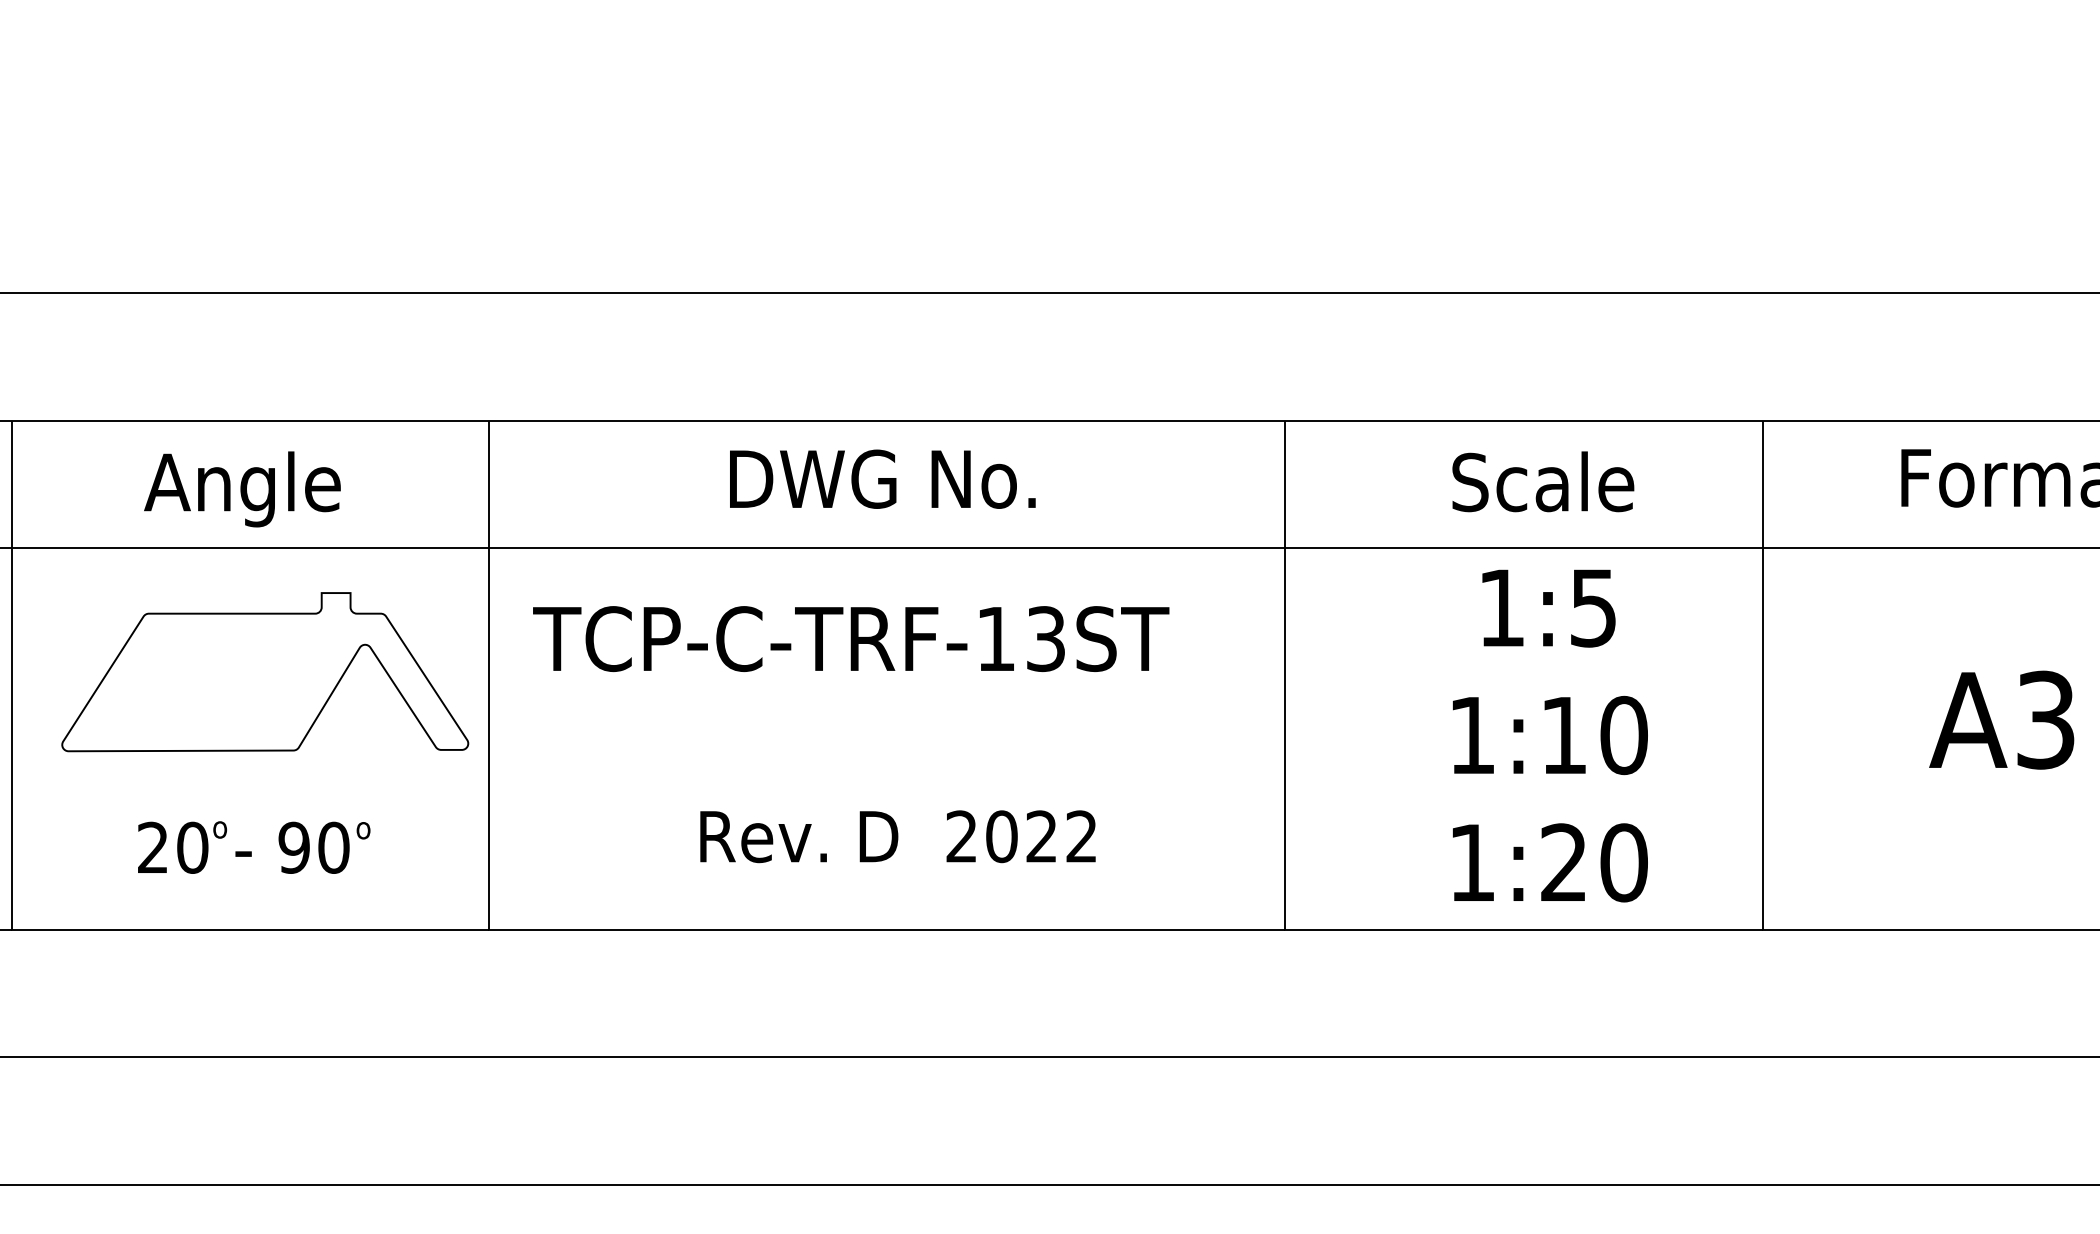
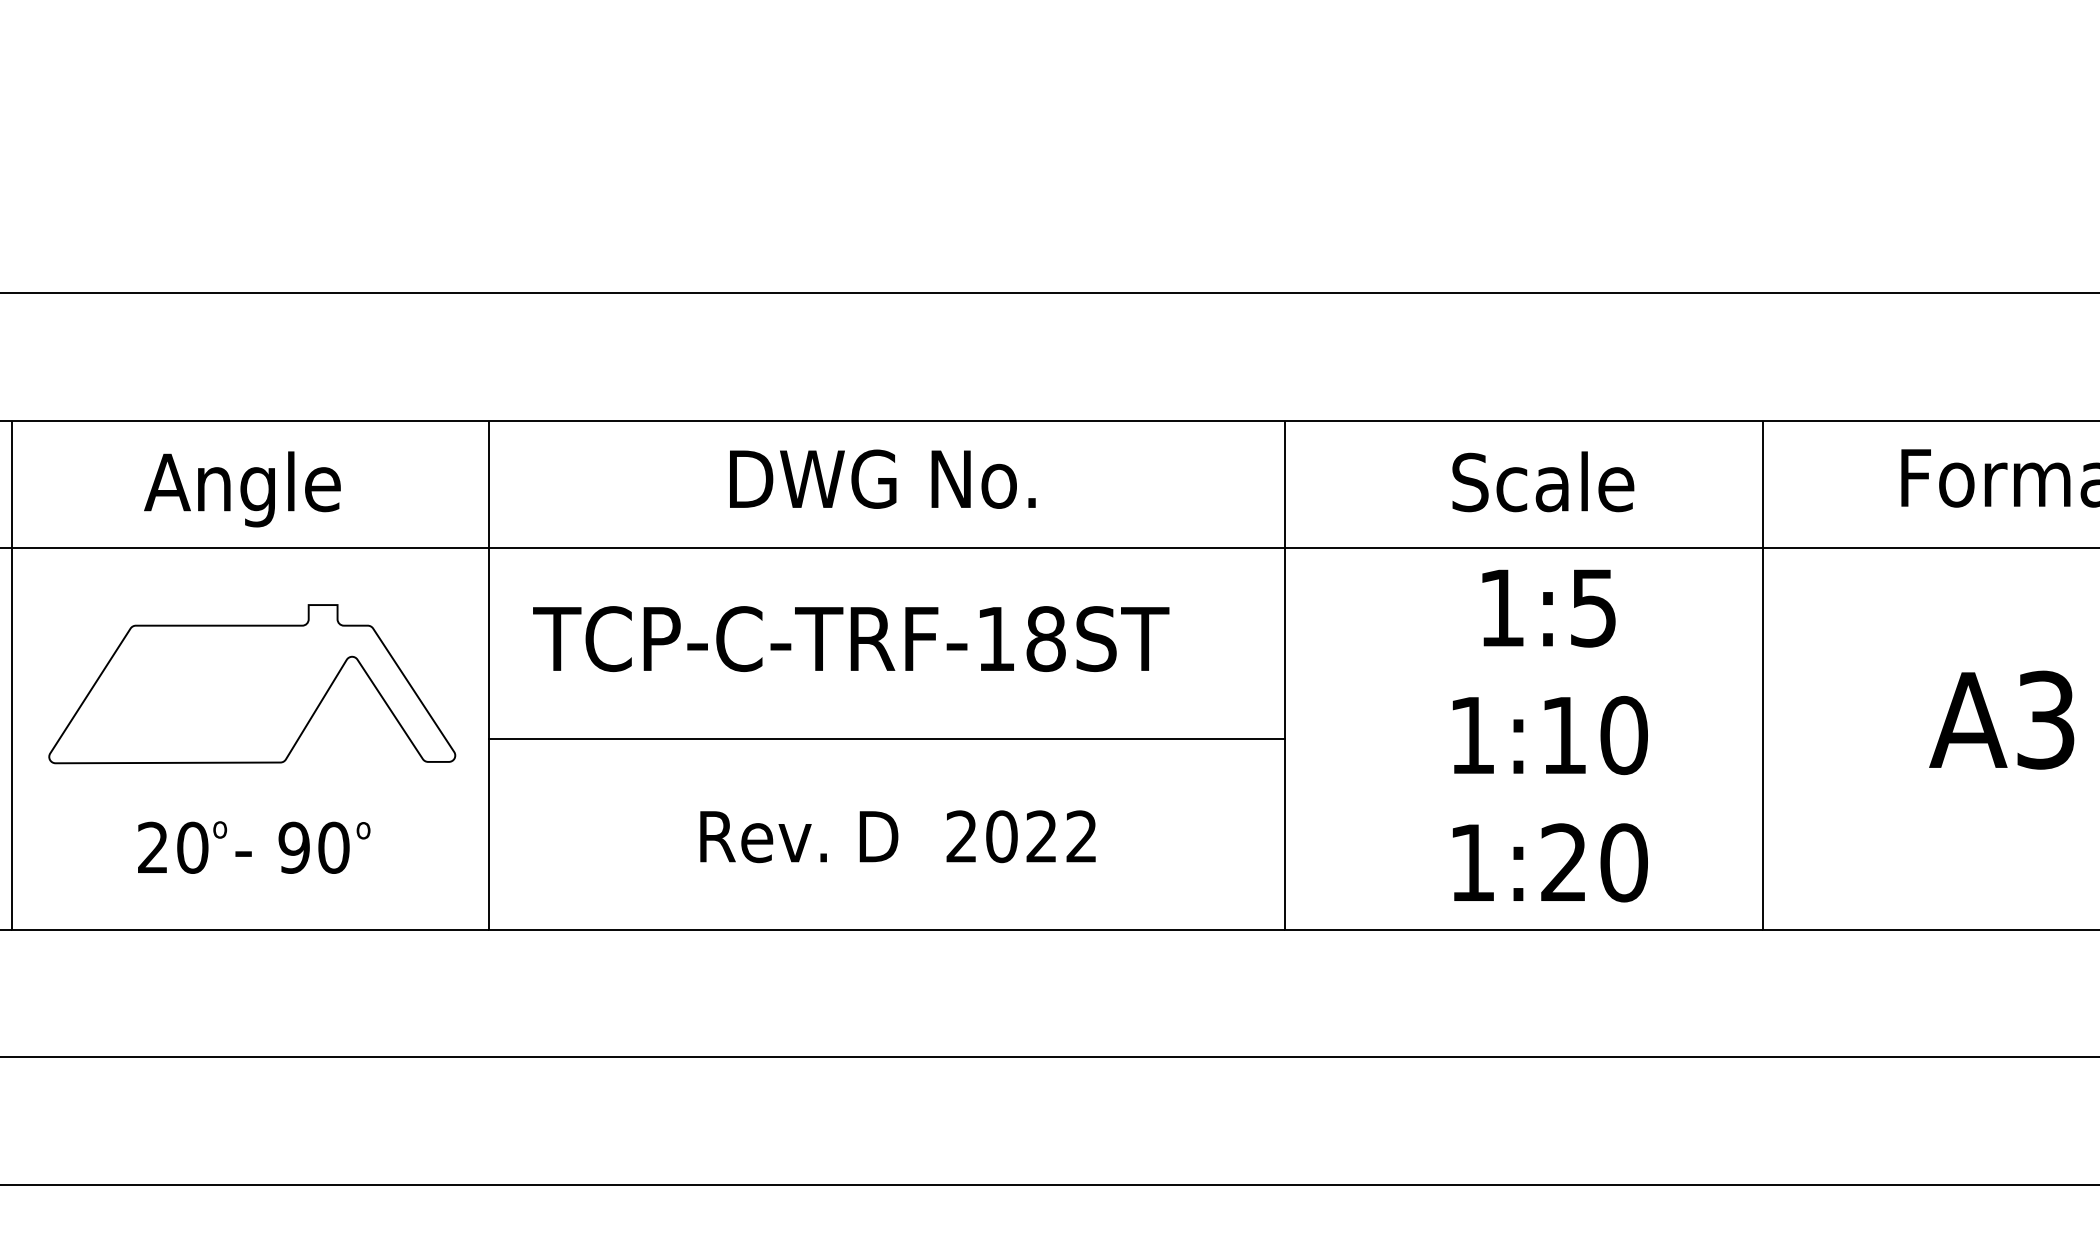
text: TCP-C-TRF-13ST -> TCP-C-TRF-18ST (1045, 639)
part position: (265, 672) -> (252, 684) (252, 684)
line: none -> present (887, 738)
